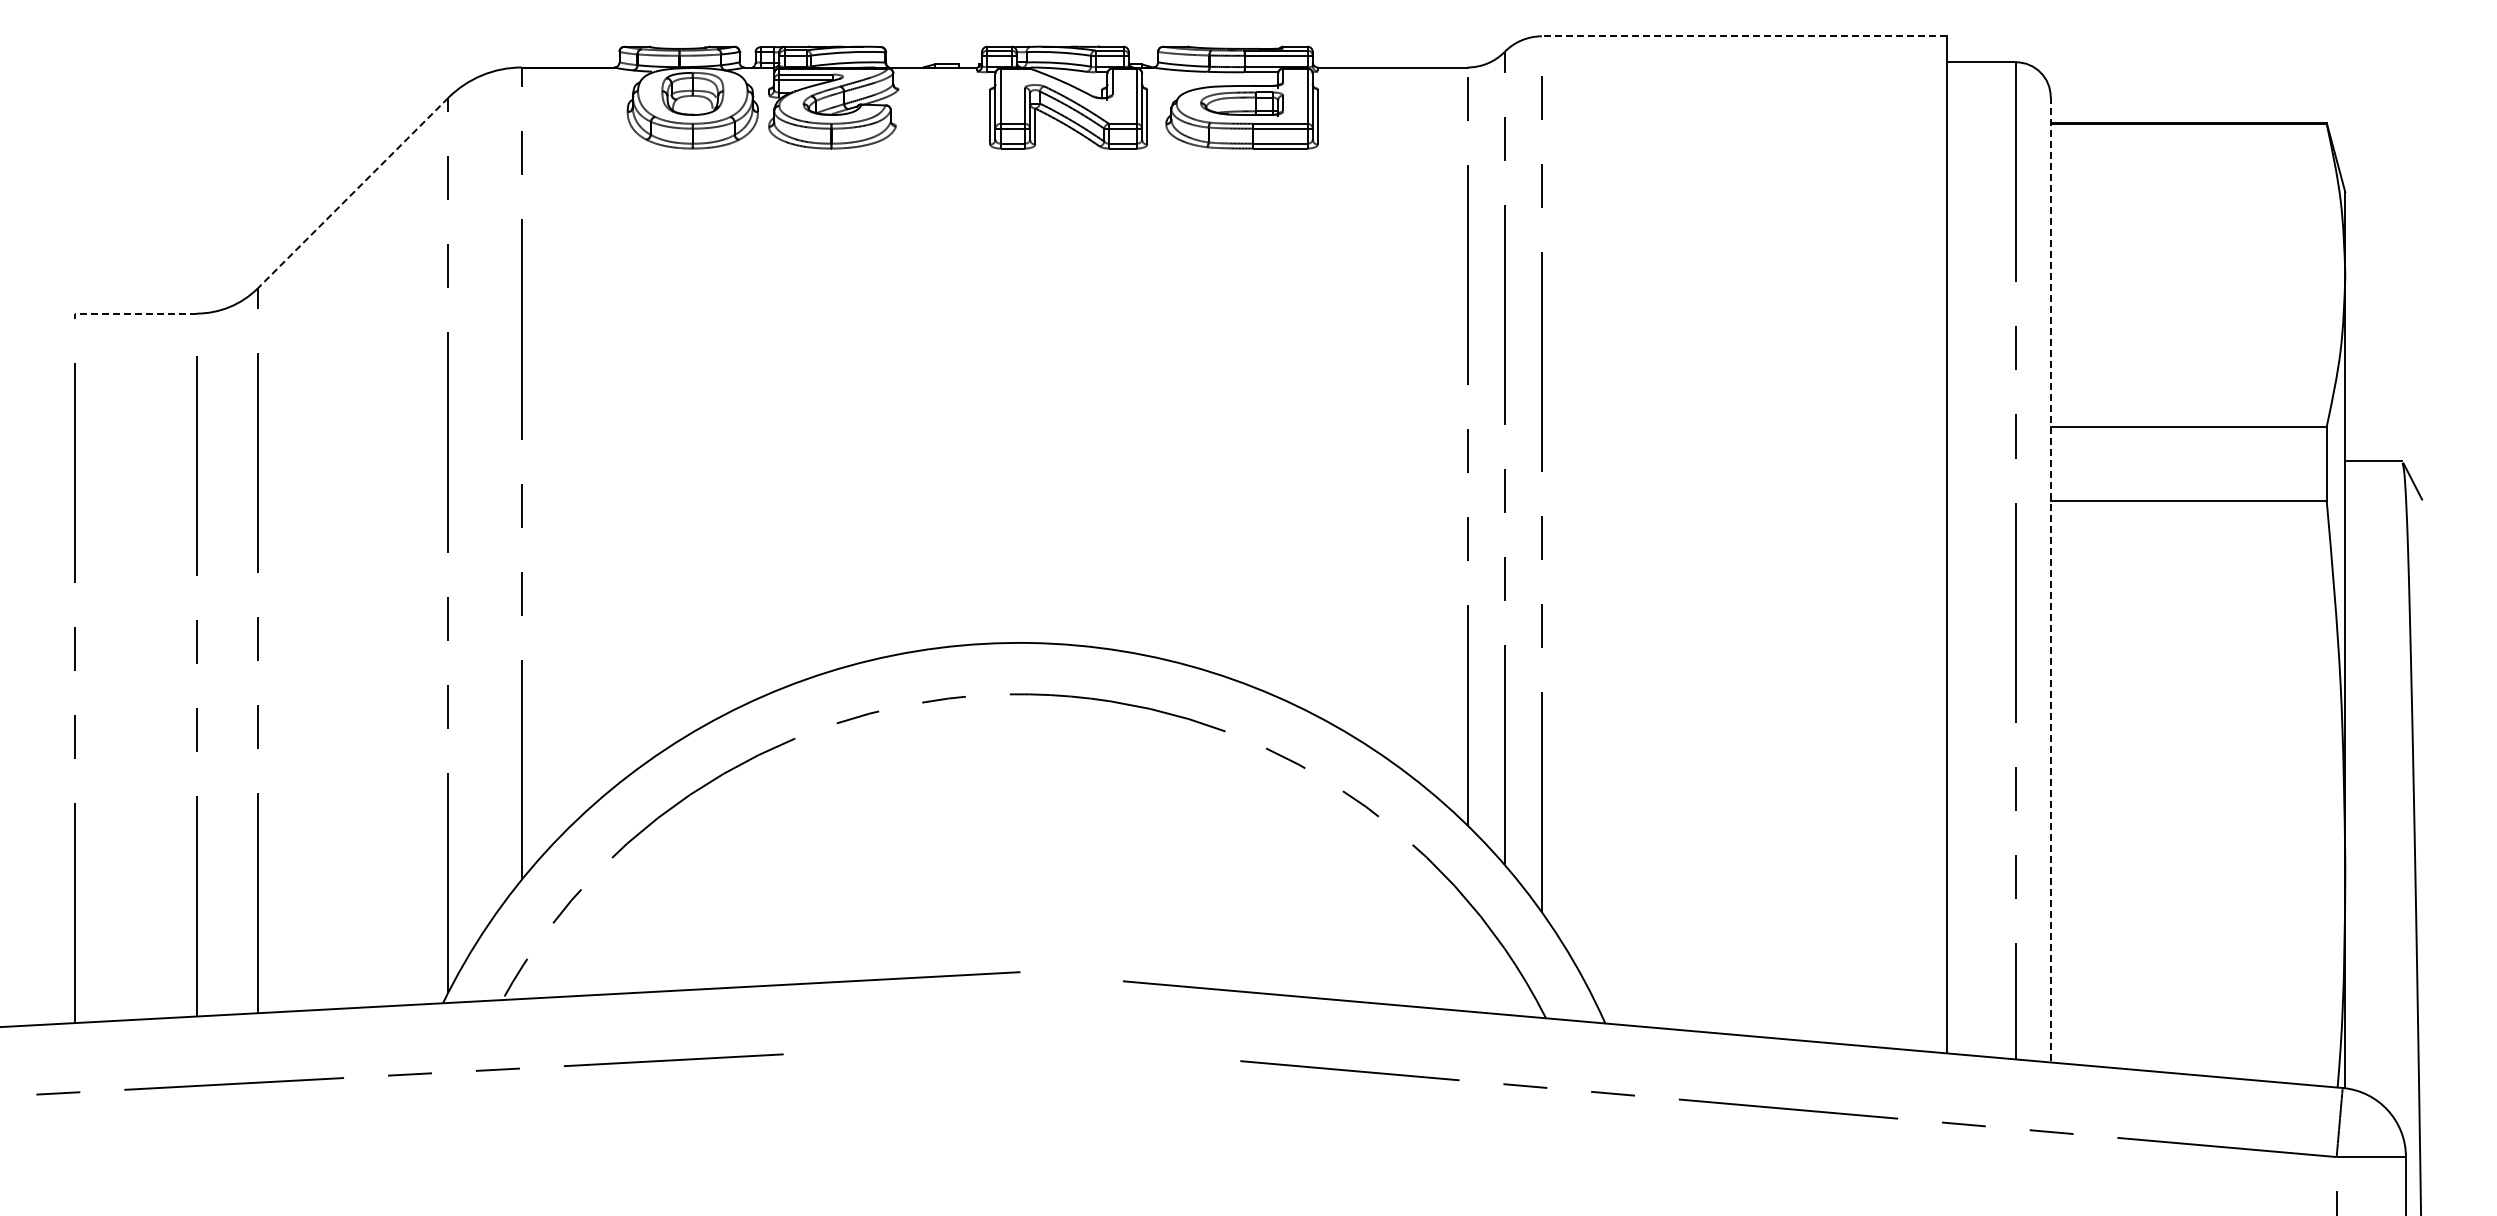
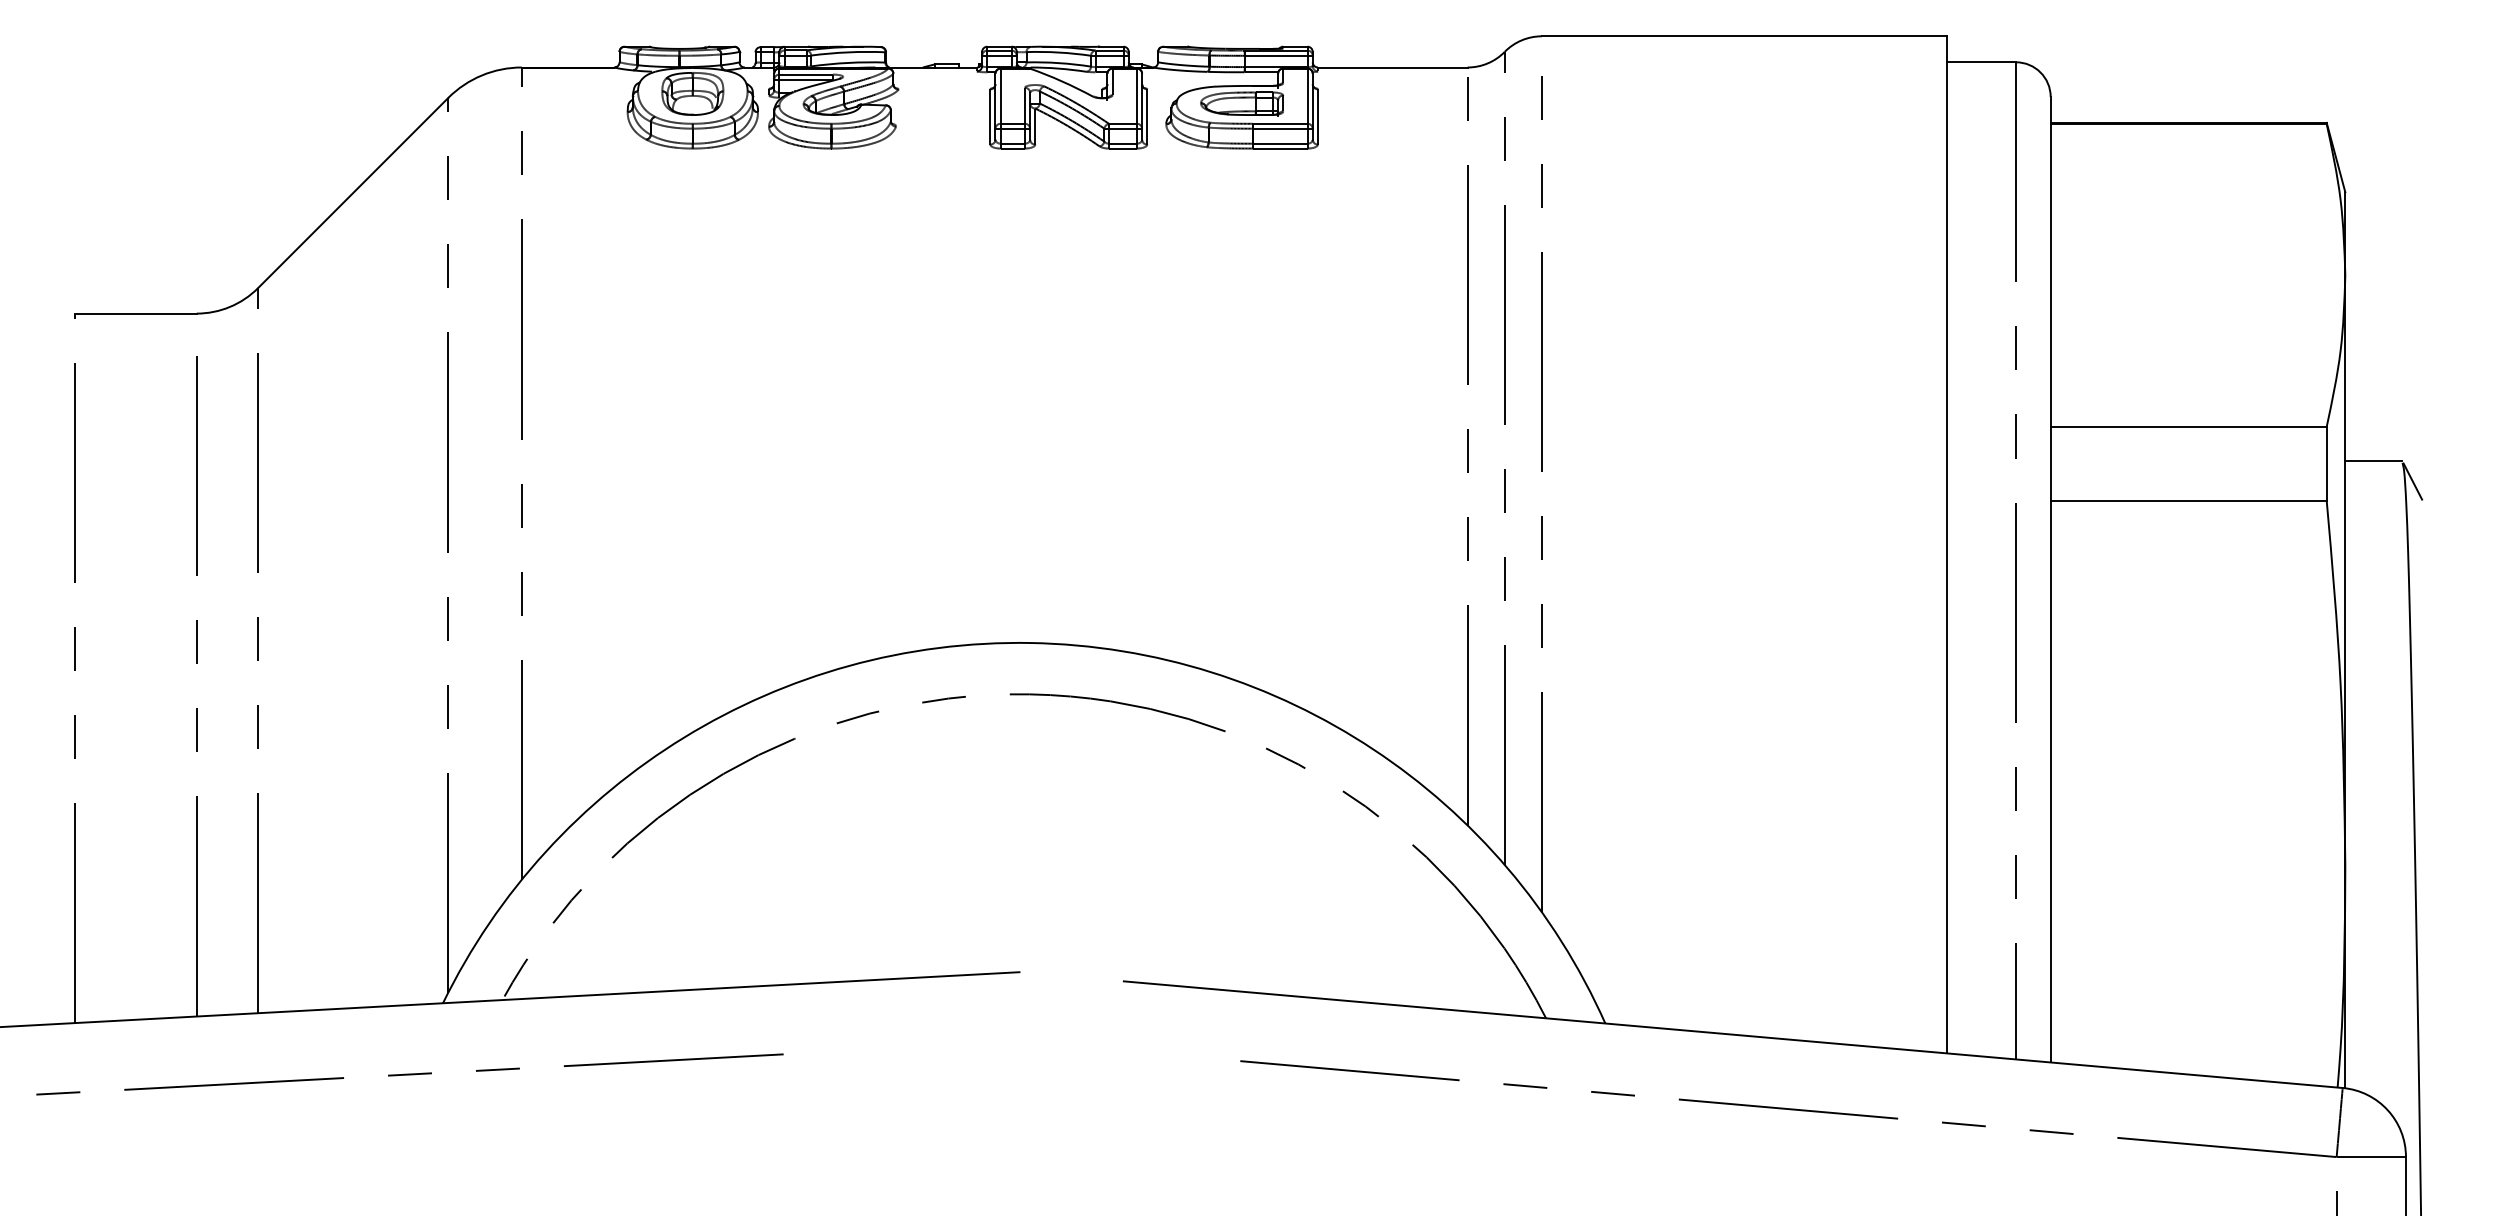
line: dashed -> solid (1743, 36)
line: dashed -> solid (353, 193)
line: dashed -> solid (135, 313)
line: dashed -> solid (2050, 579)
